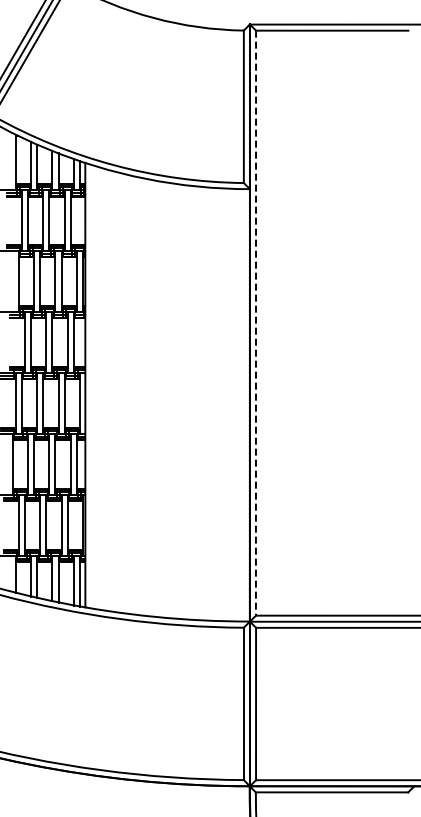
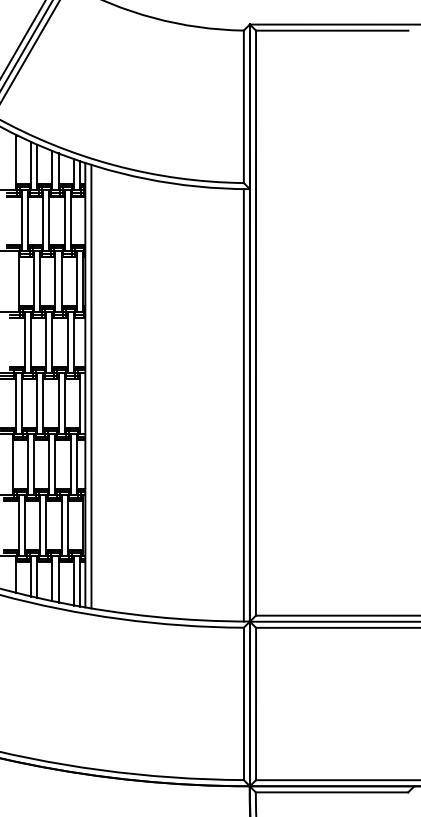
line: dashed -> solid (255, 323)
line: none -> present (91, 386)
line: none -> present (243, 405)
